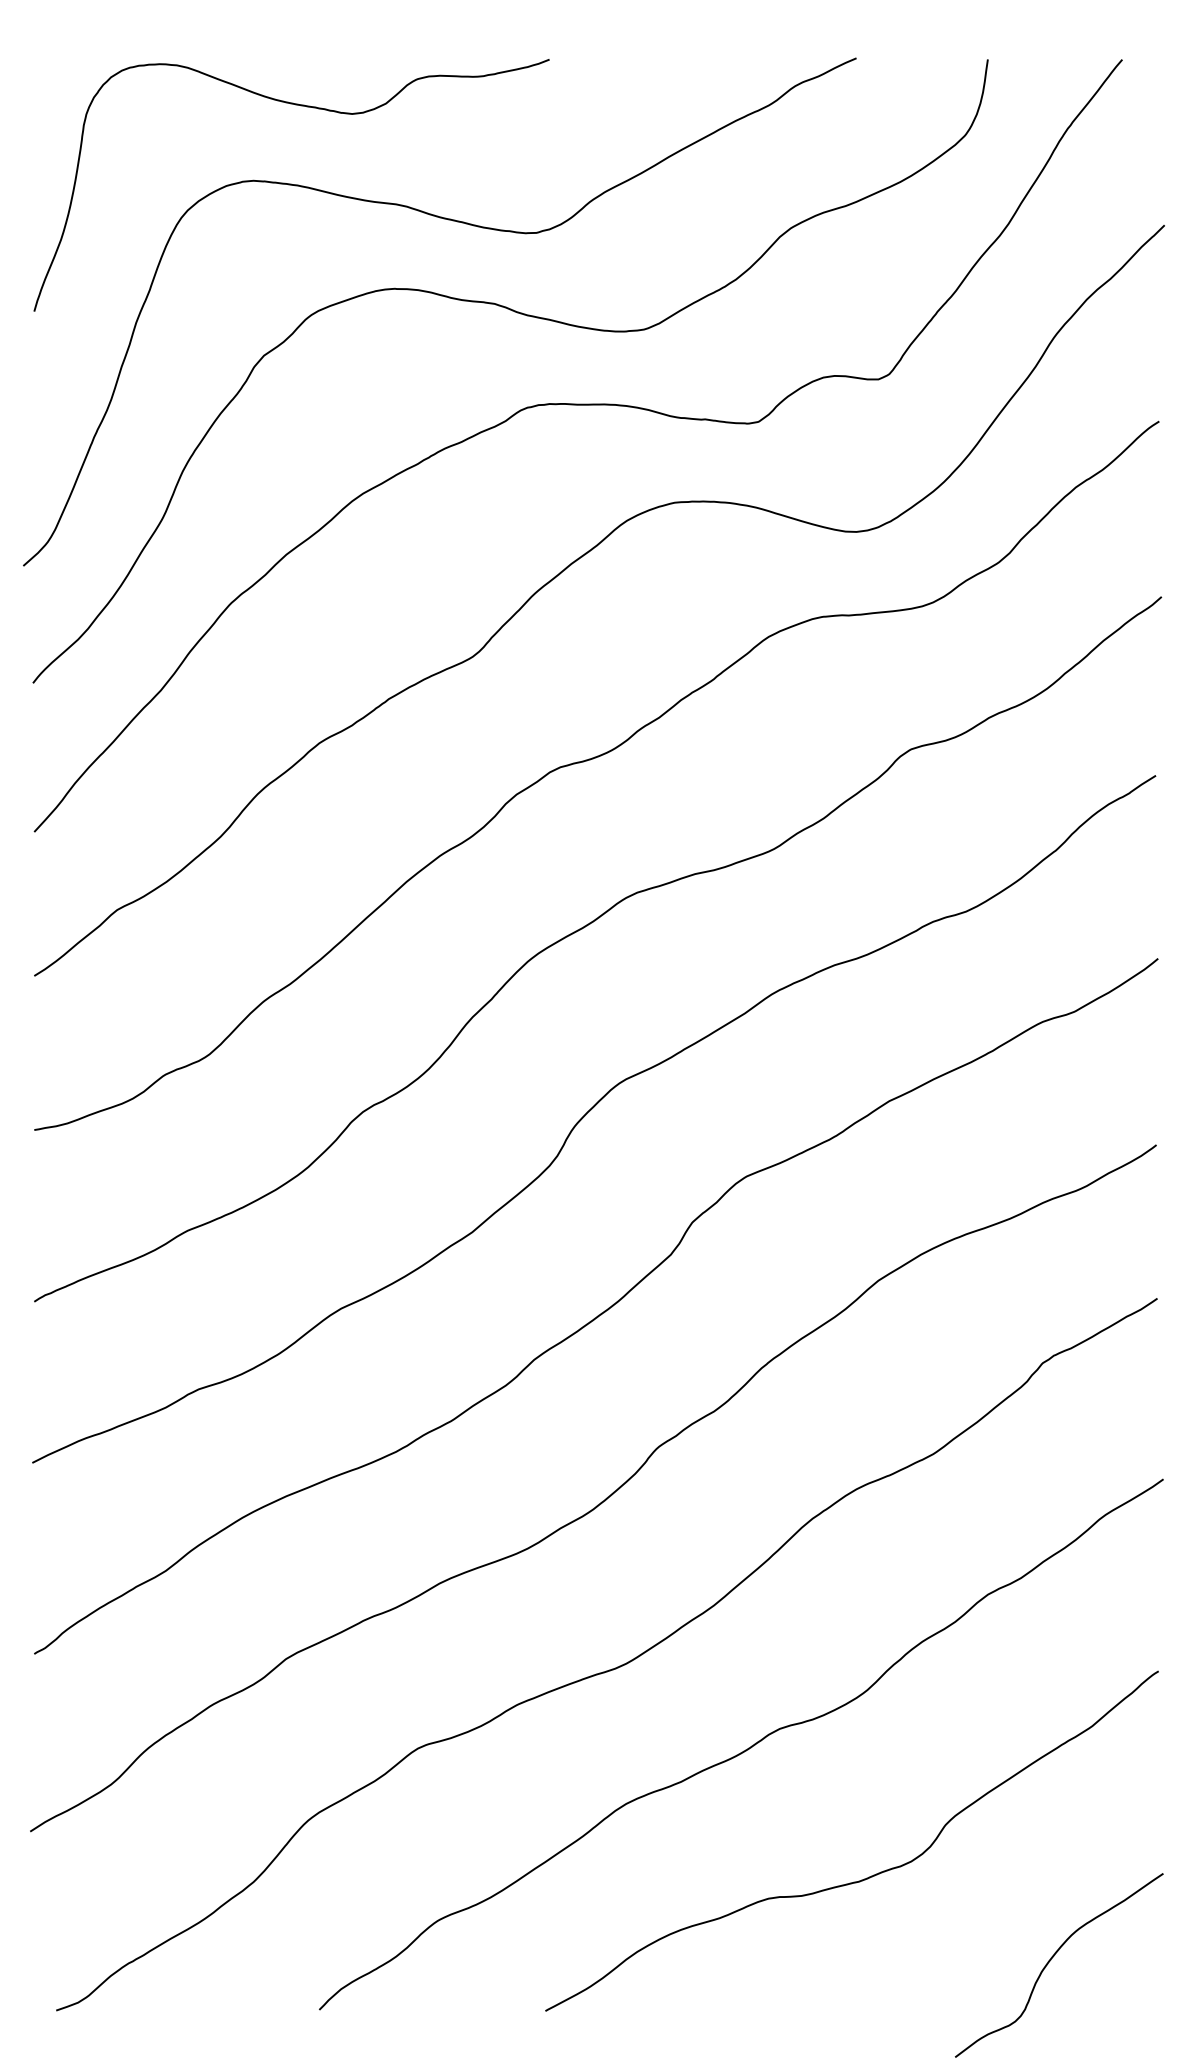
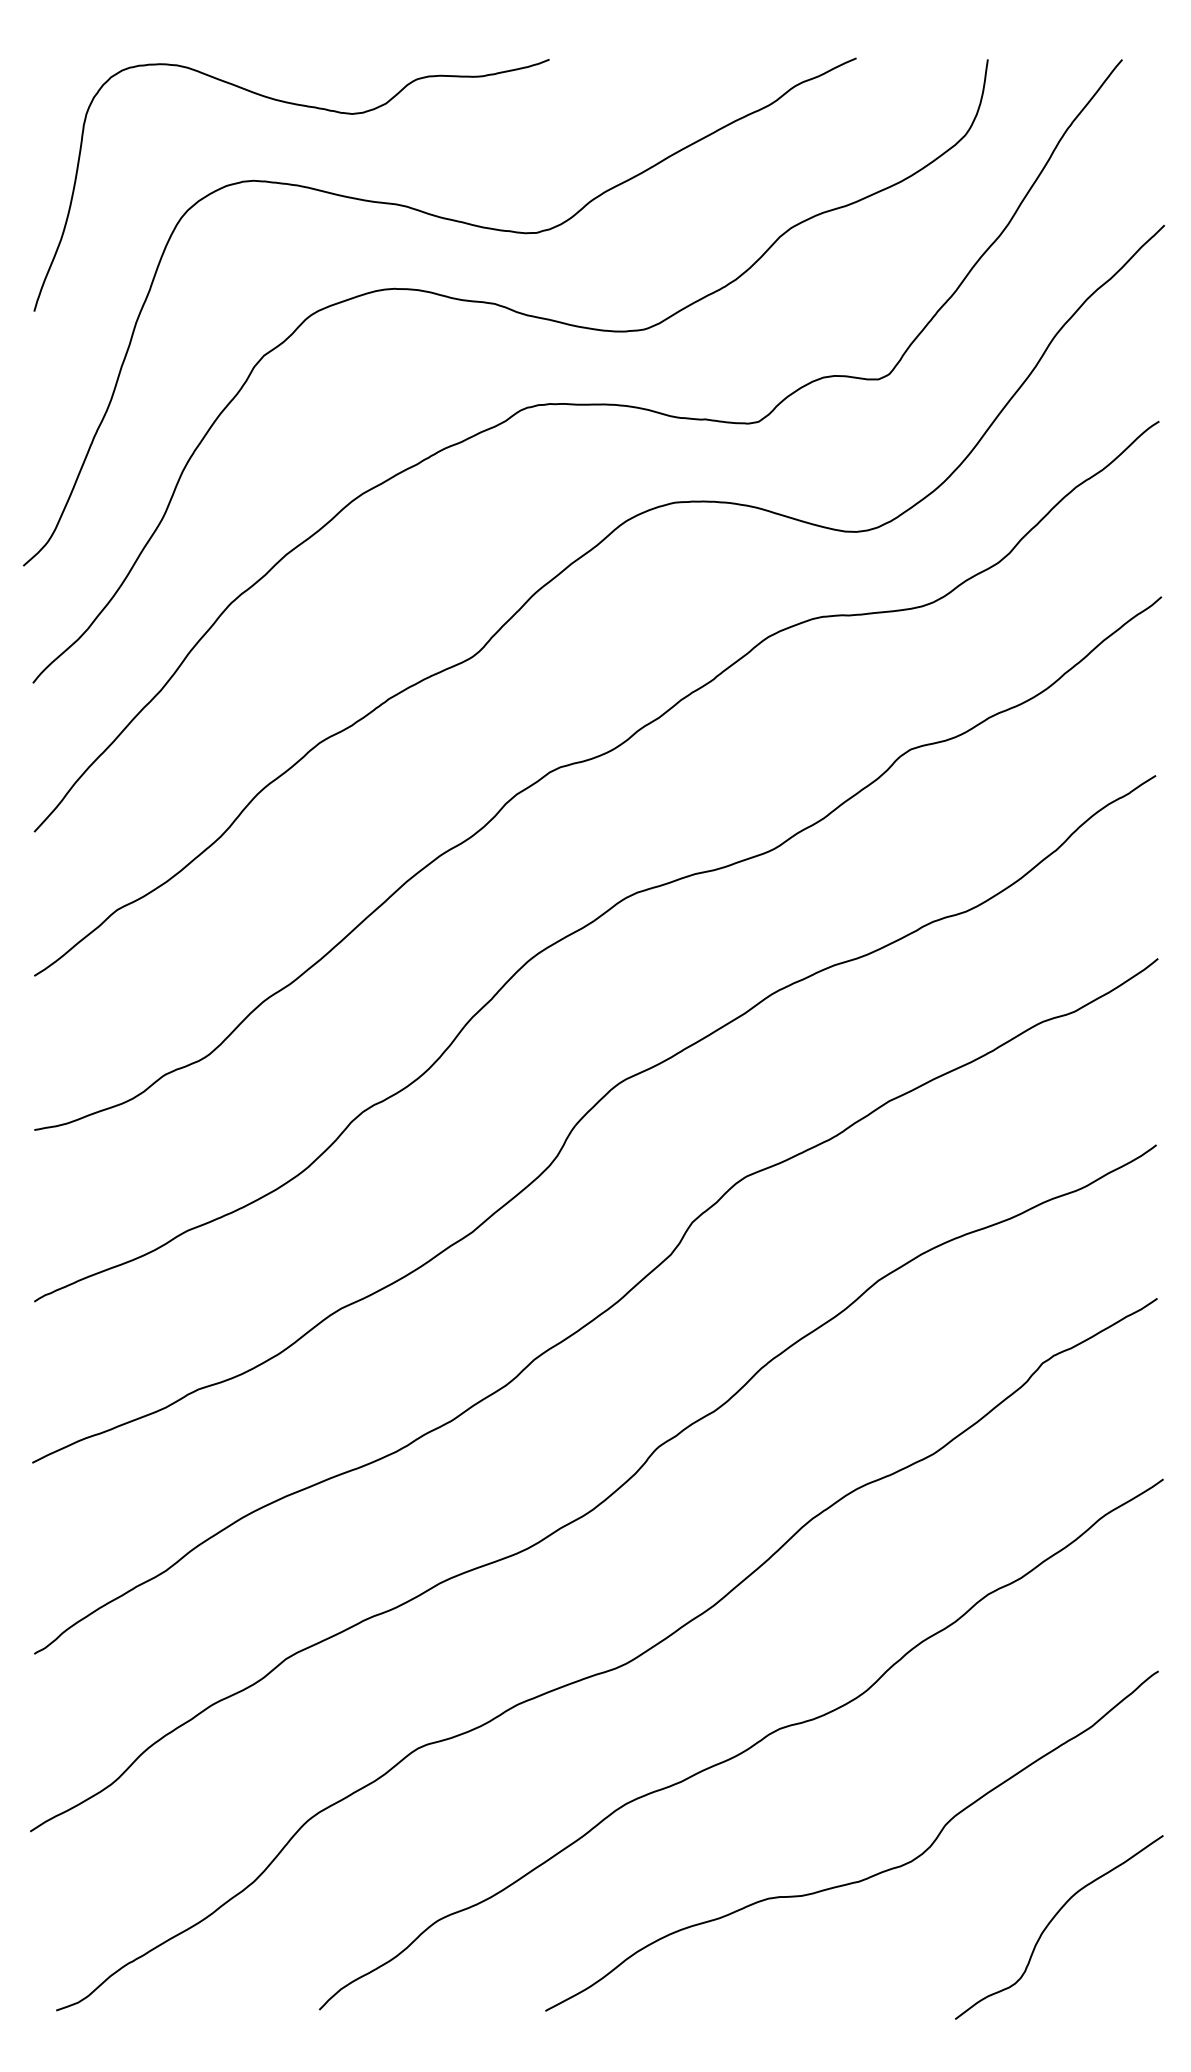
curve position: (1051, 1960) -> (1051, 1922) (1051, 1922)
